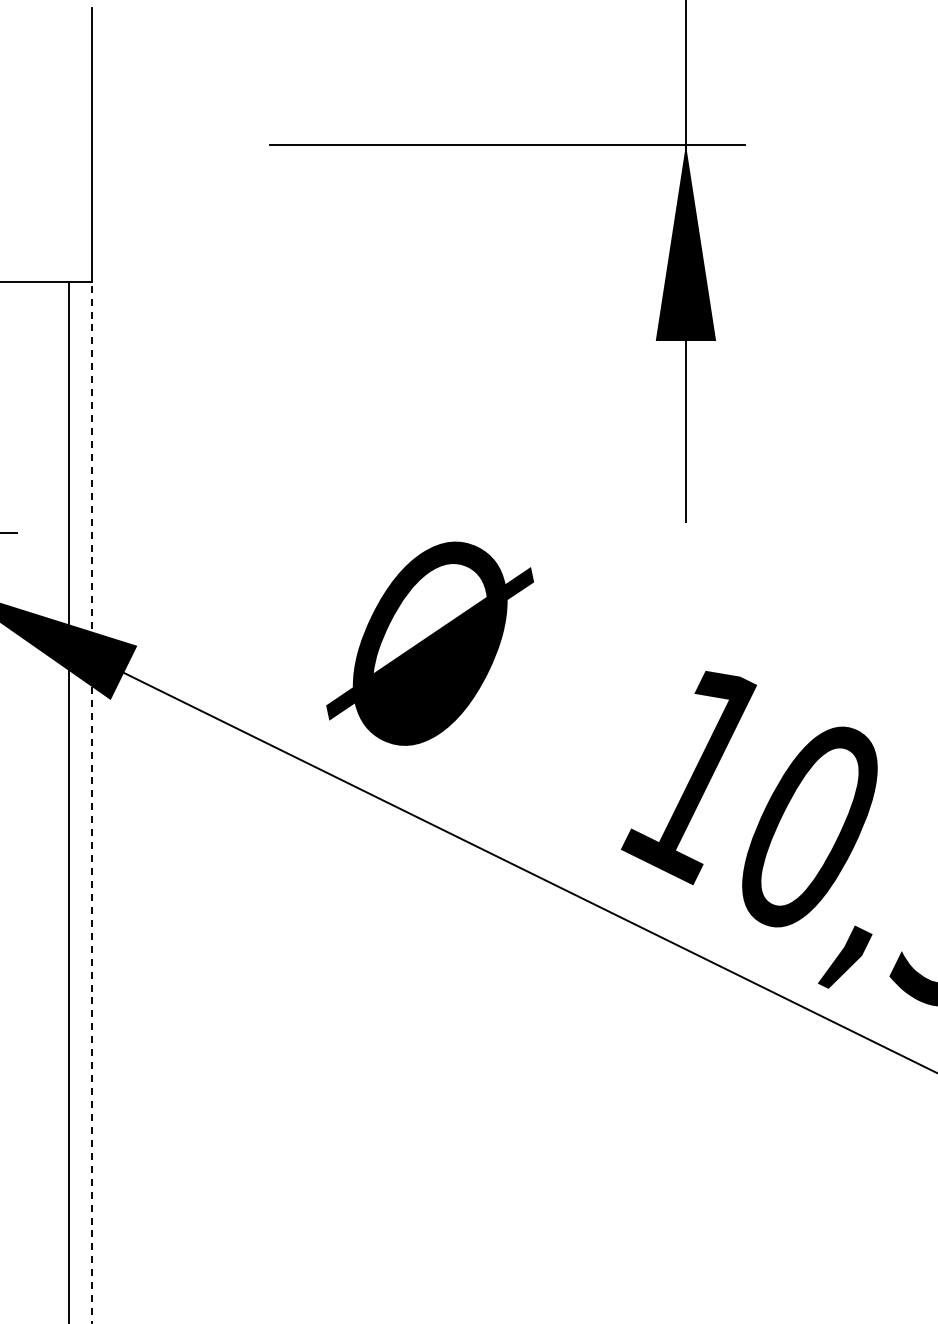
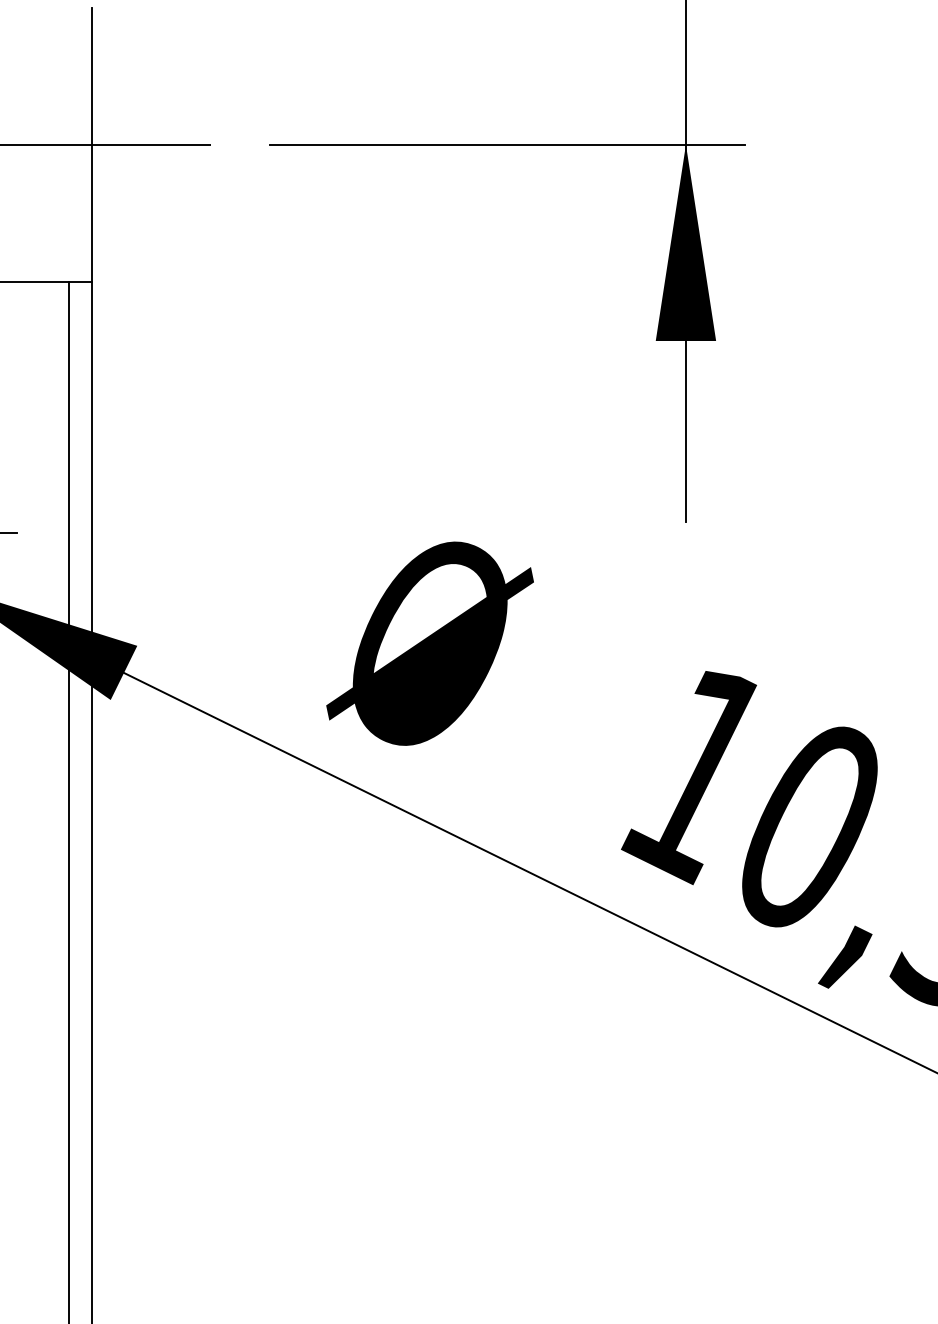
line: none -> present (106, 144)
line: dashed -> solid (91, 802)
